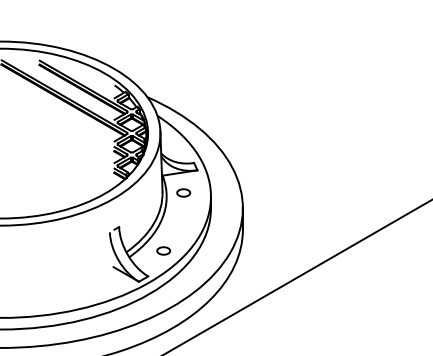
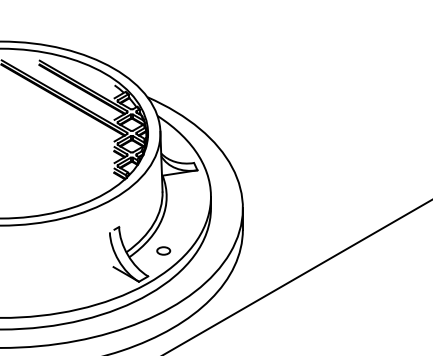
part: present -> none (183, 192)
